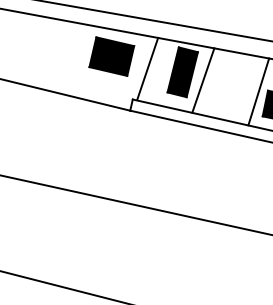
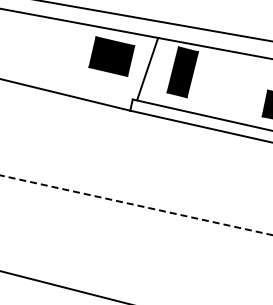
line: present -> none (203, 80)
line: present -> none (258, 91)
line: solid -> dashed (135, 205)
